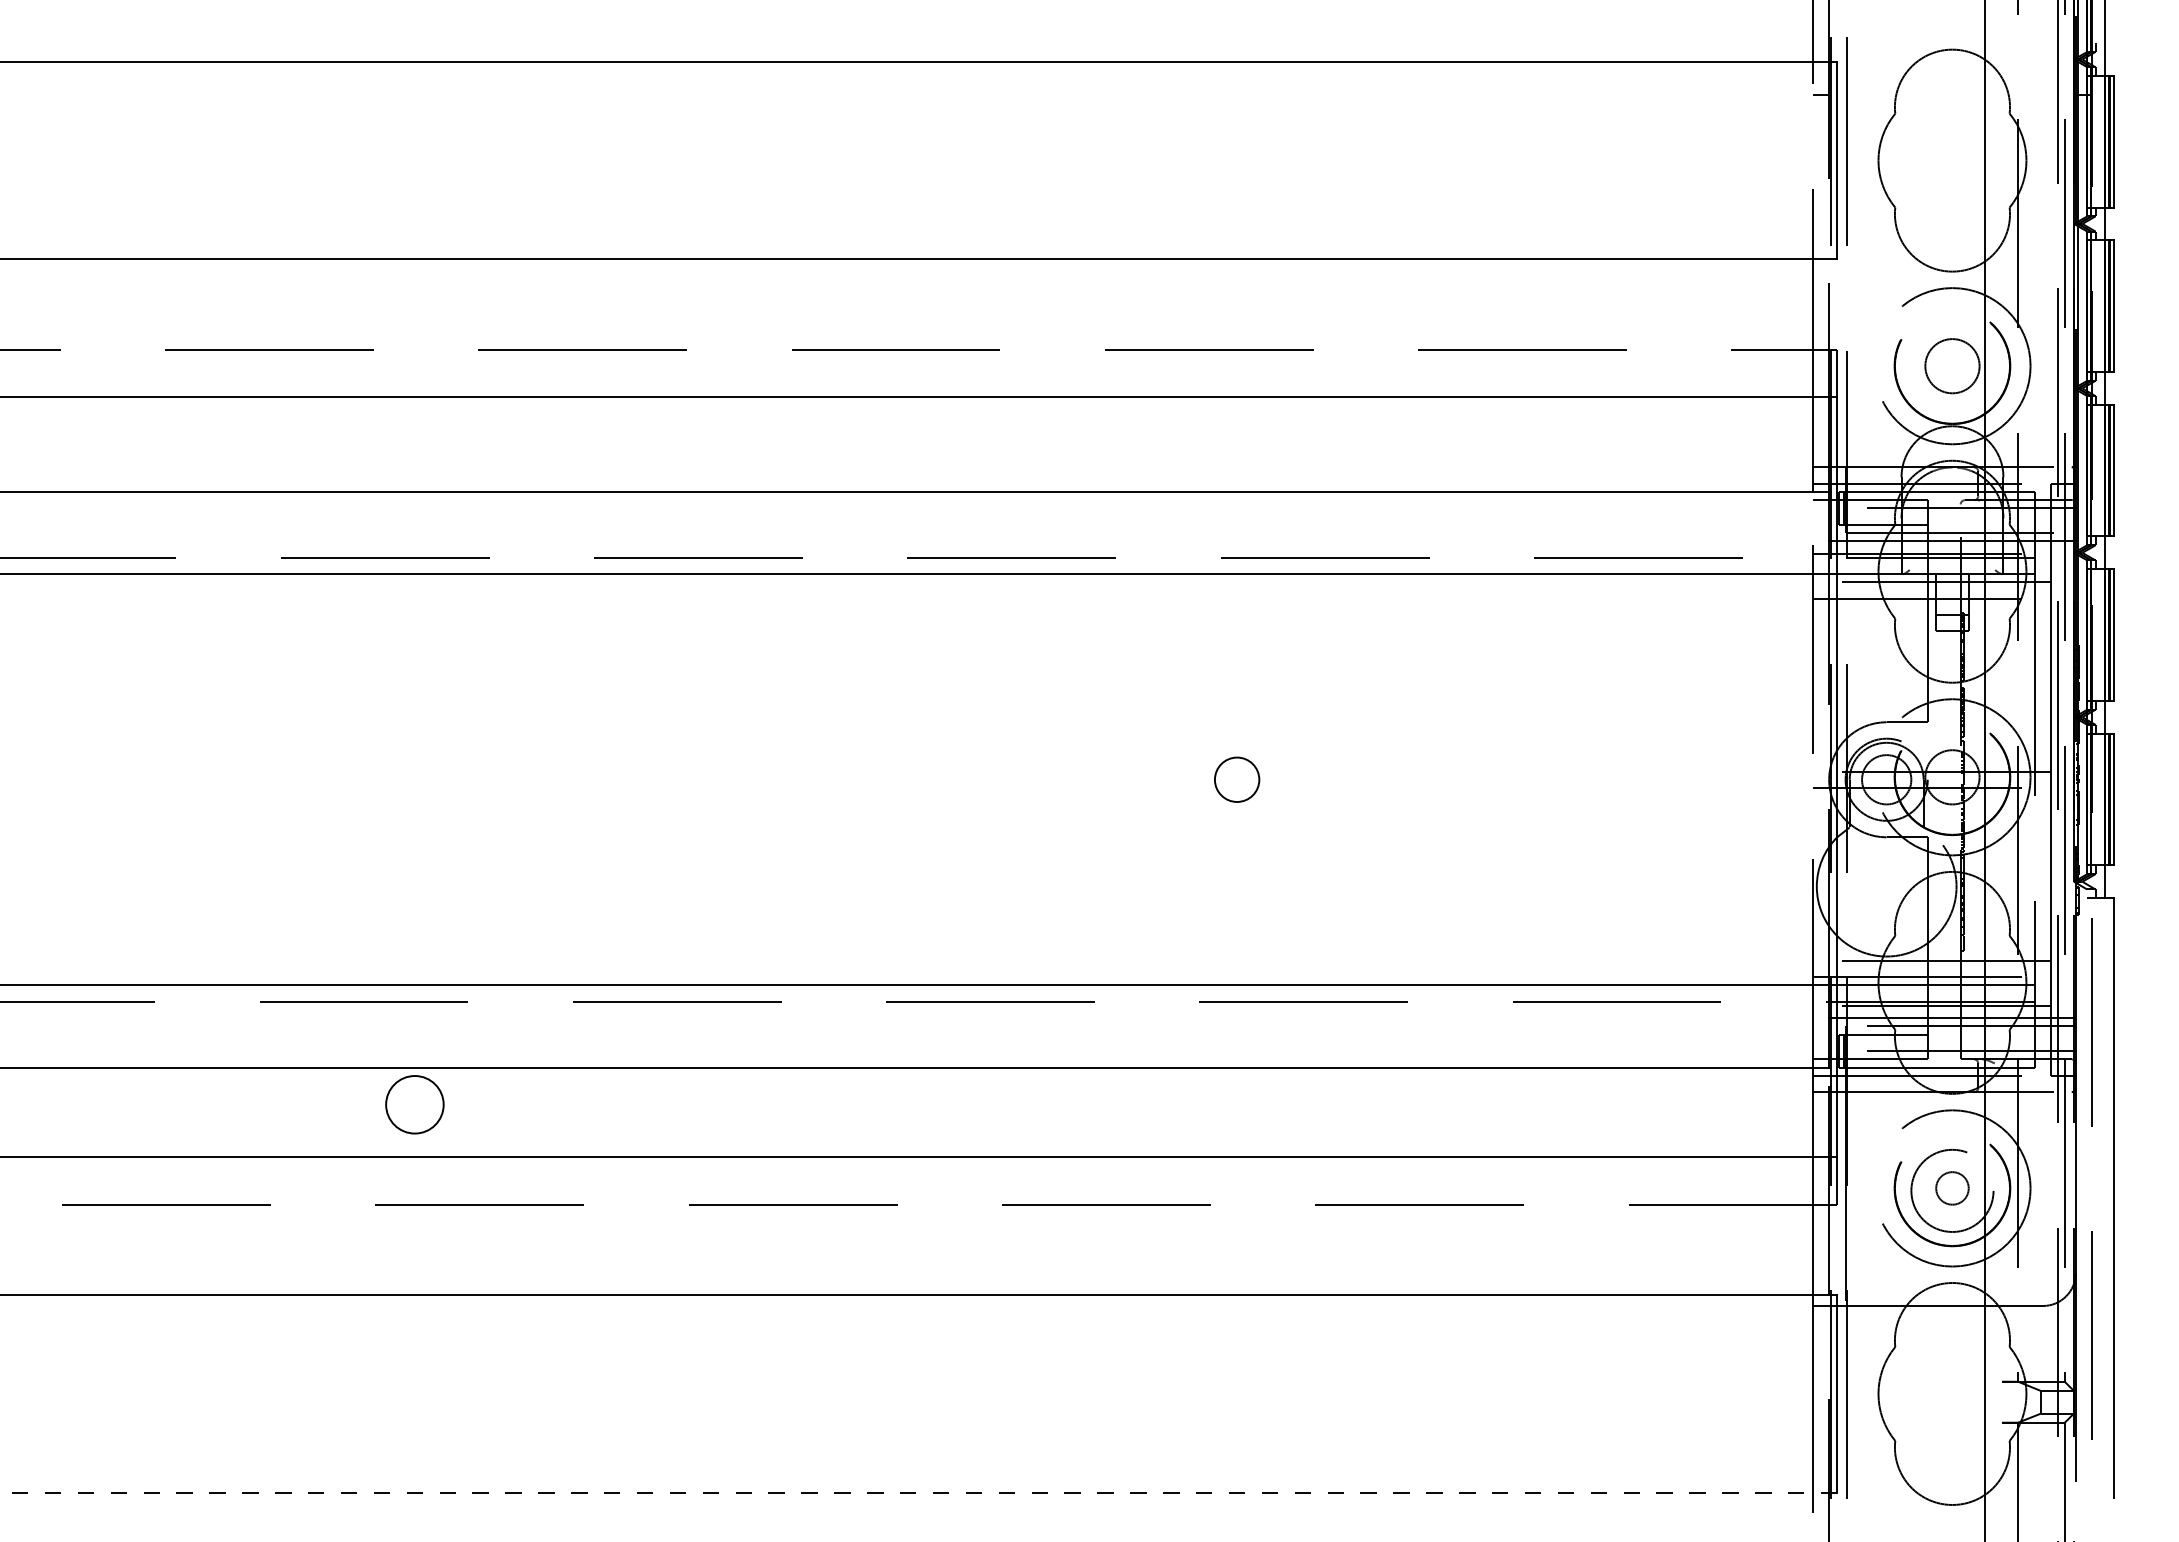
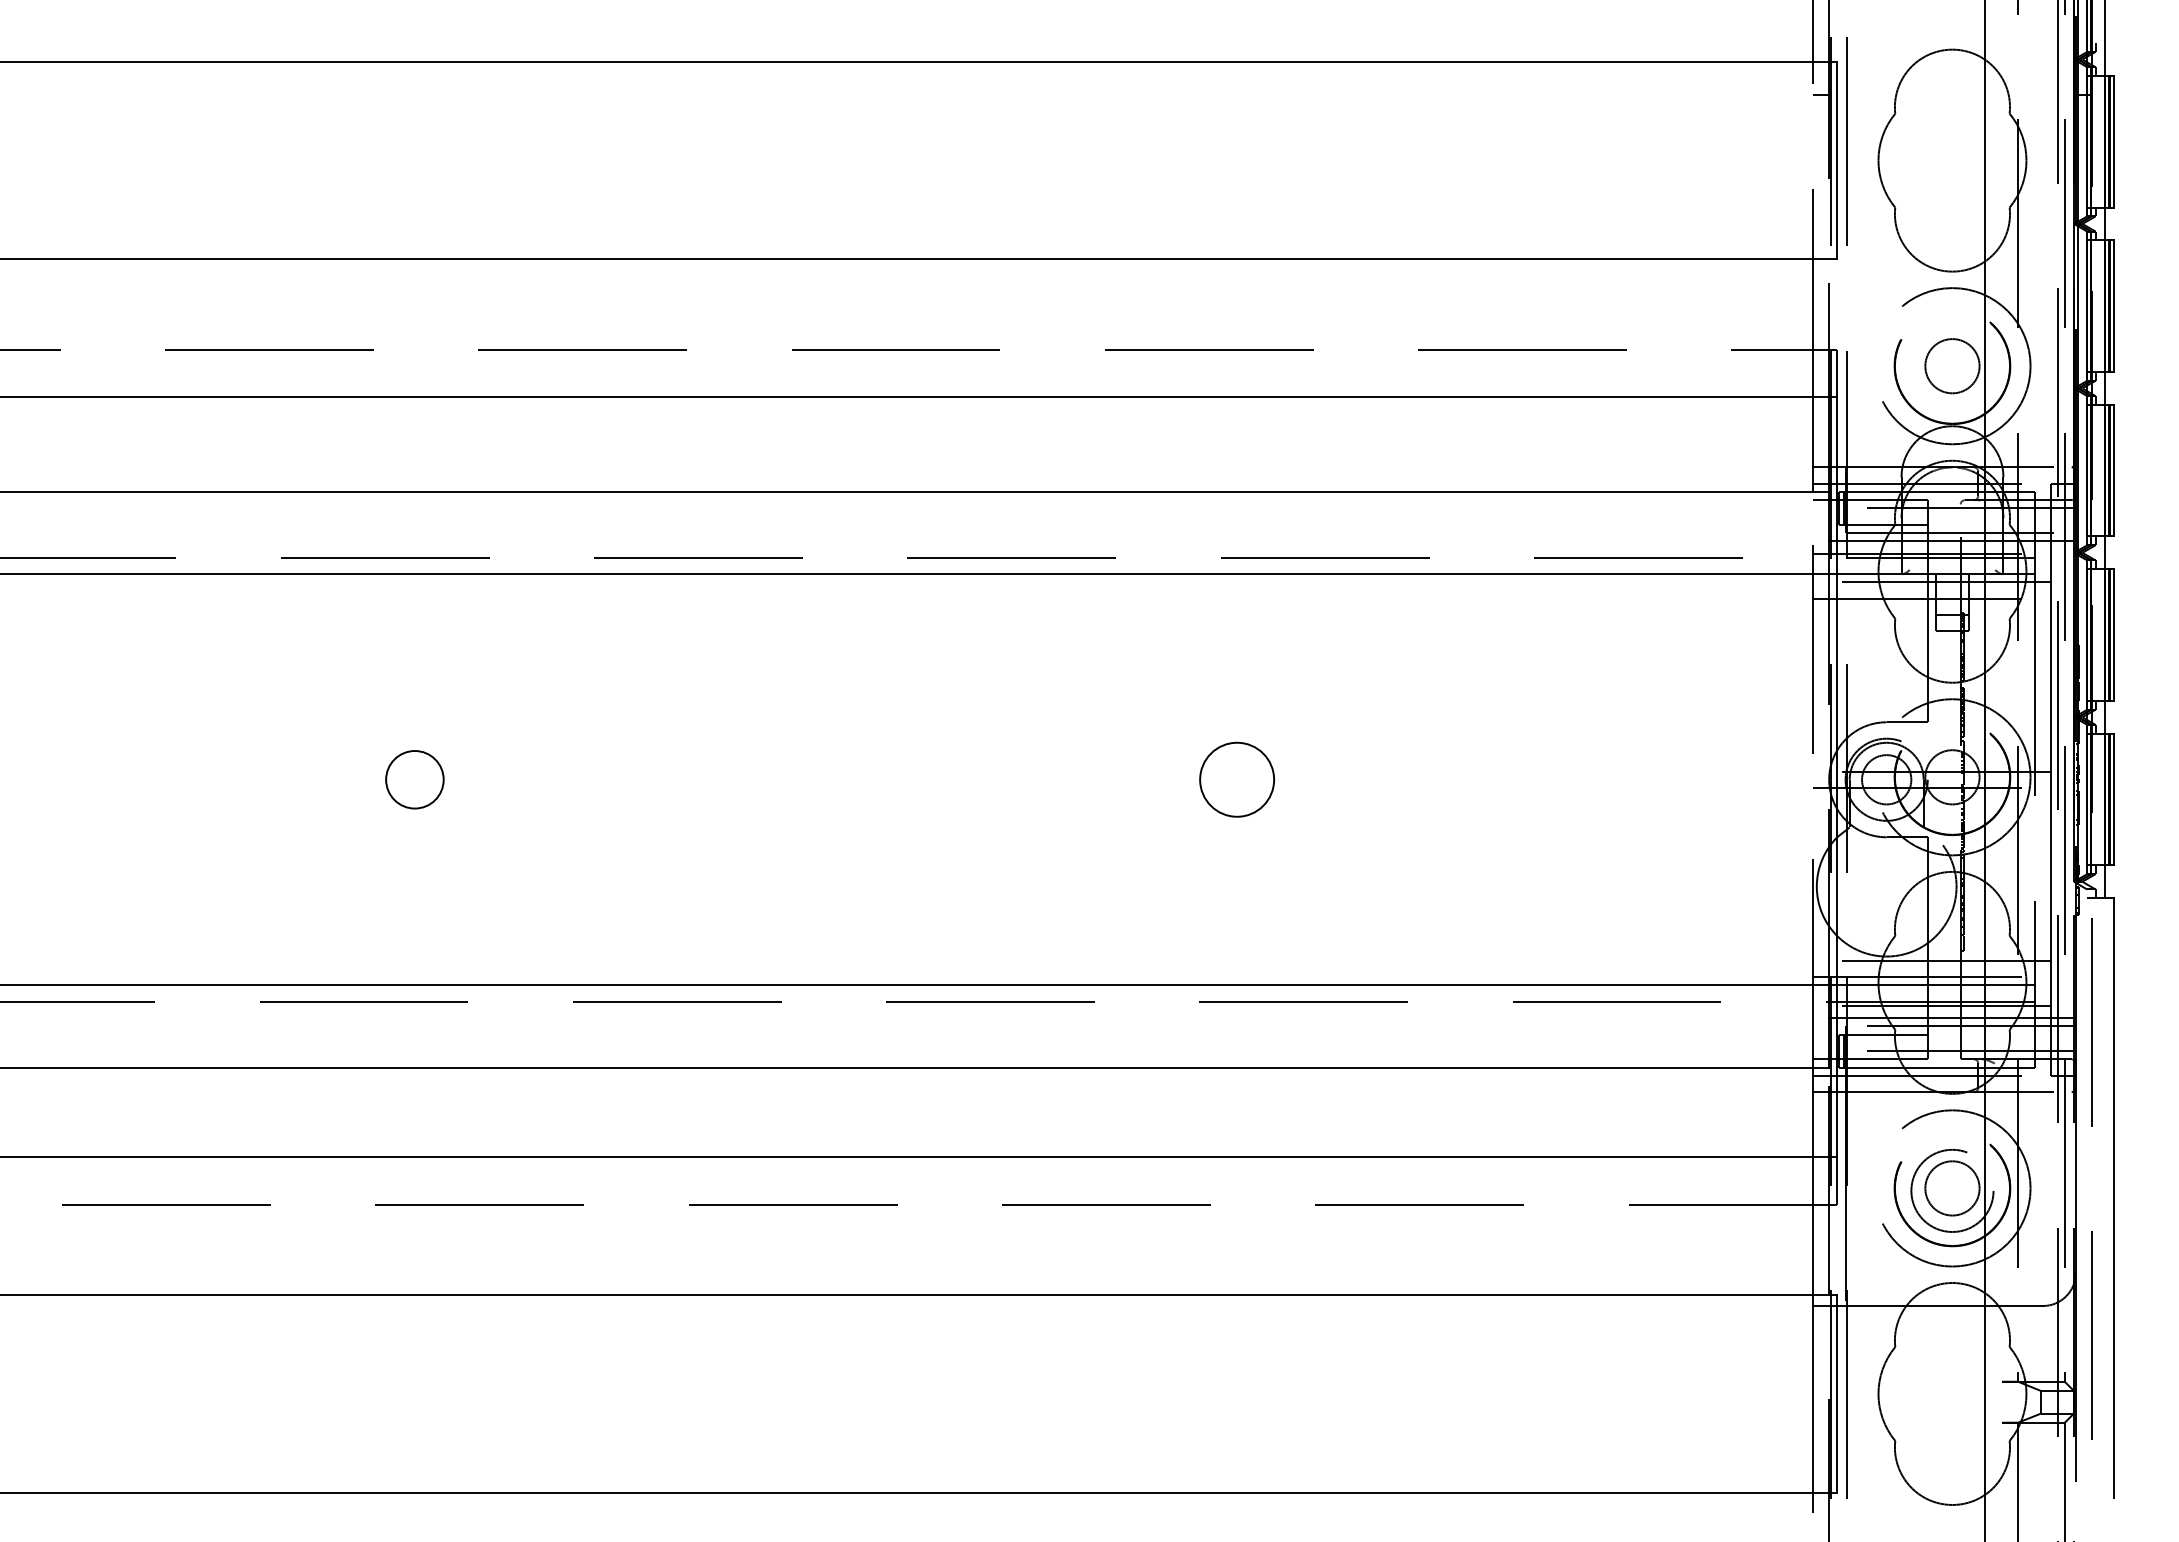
circle diameter: 44 px -> 74 px (1237, 779)
circle position: (414, 1104) -> (414, 779) (414, 779)
circle diameter: 33 px -> 54 px (1952, 1188)
line: dashed -> solid (918, 1492)
